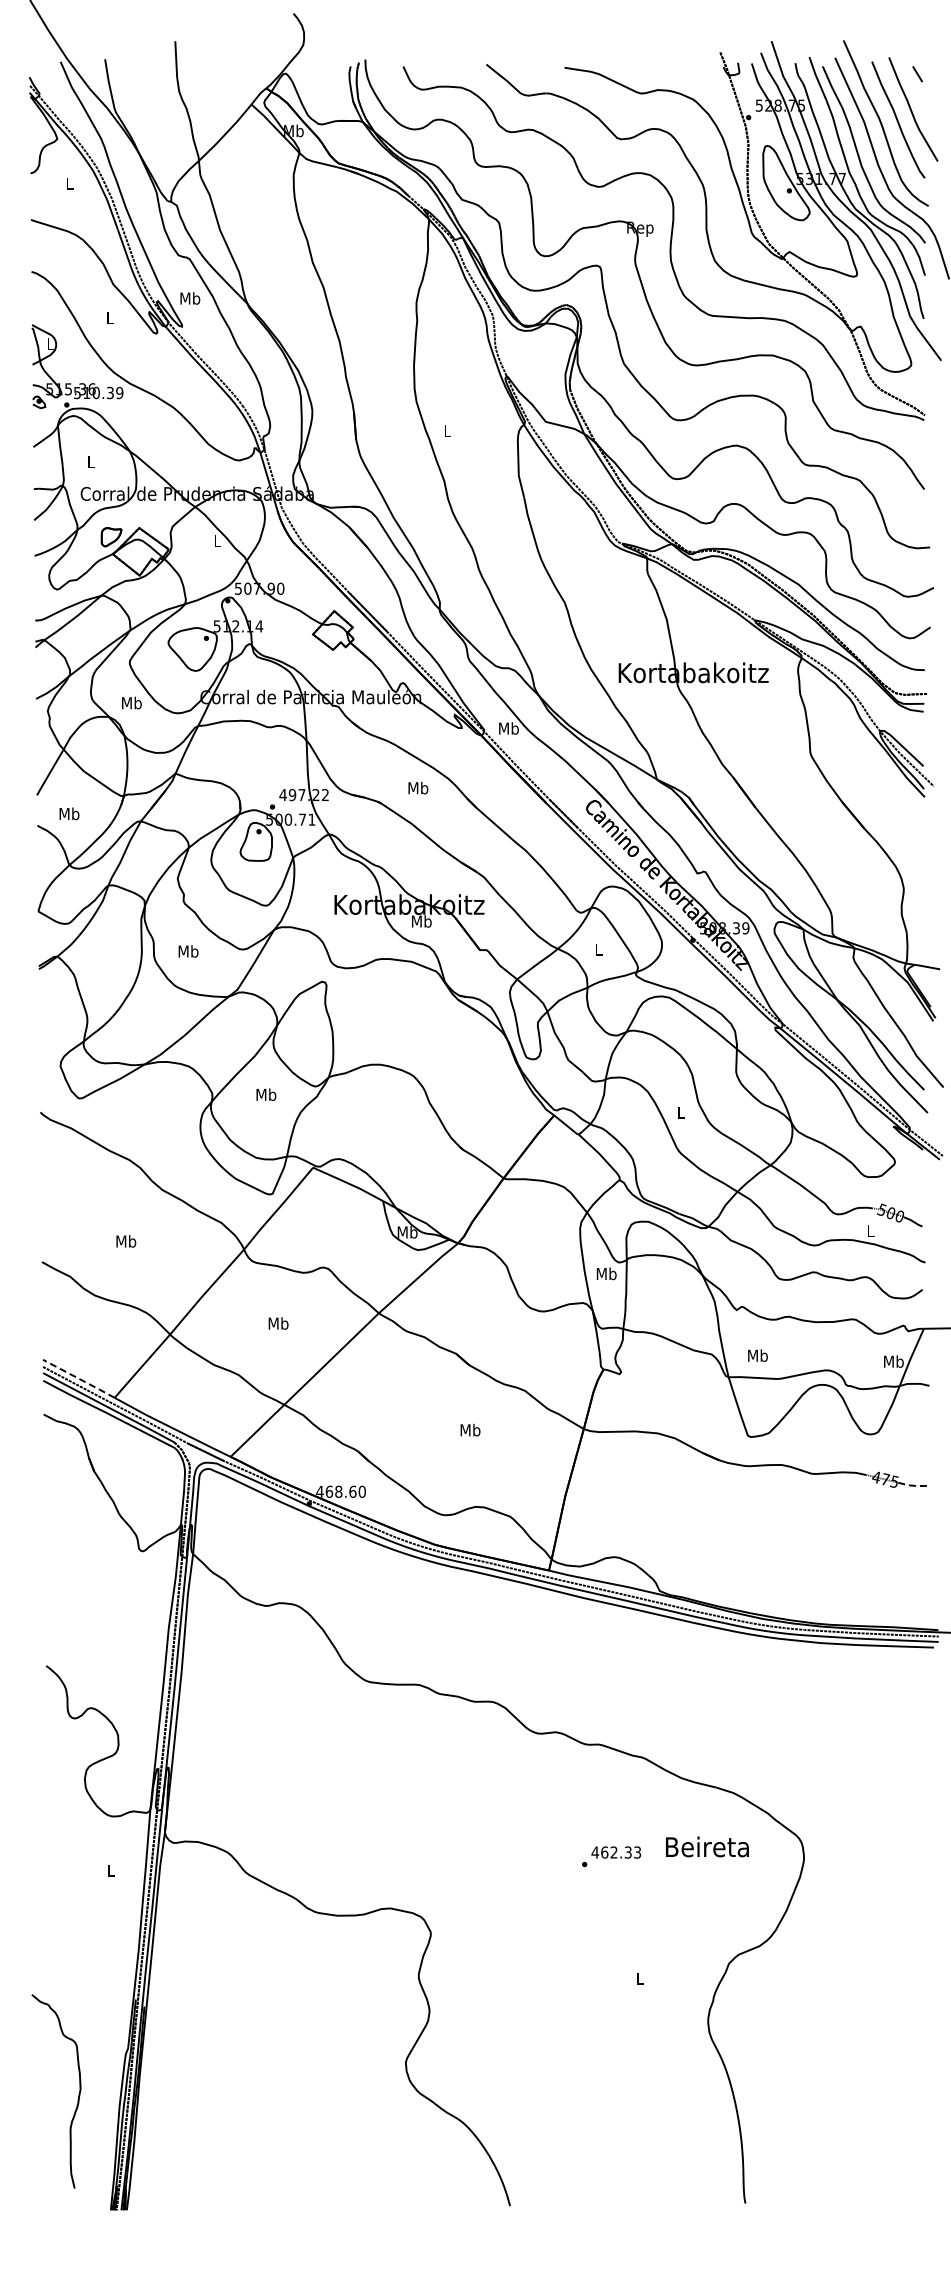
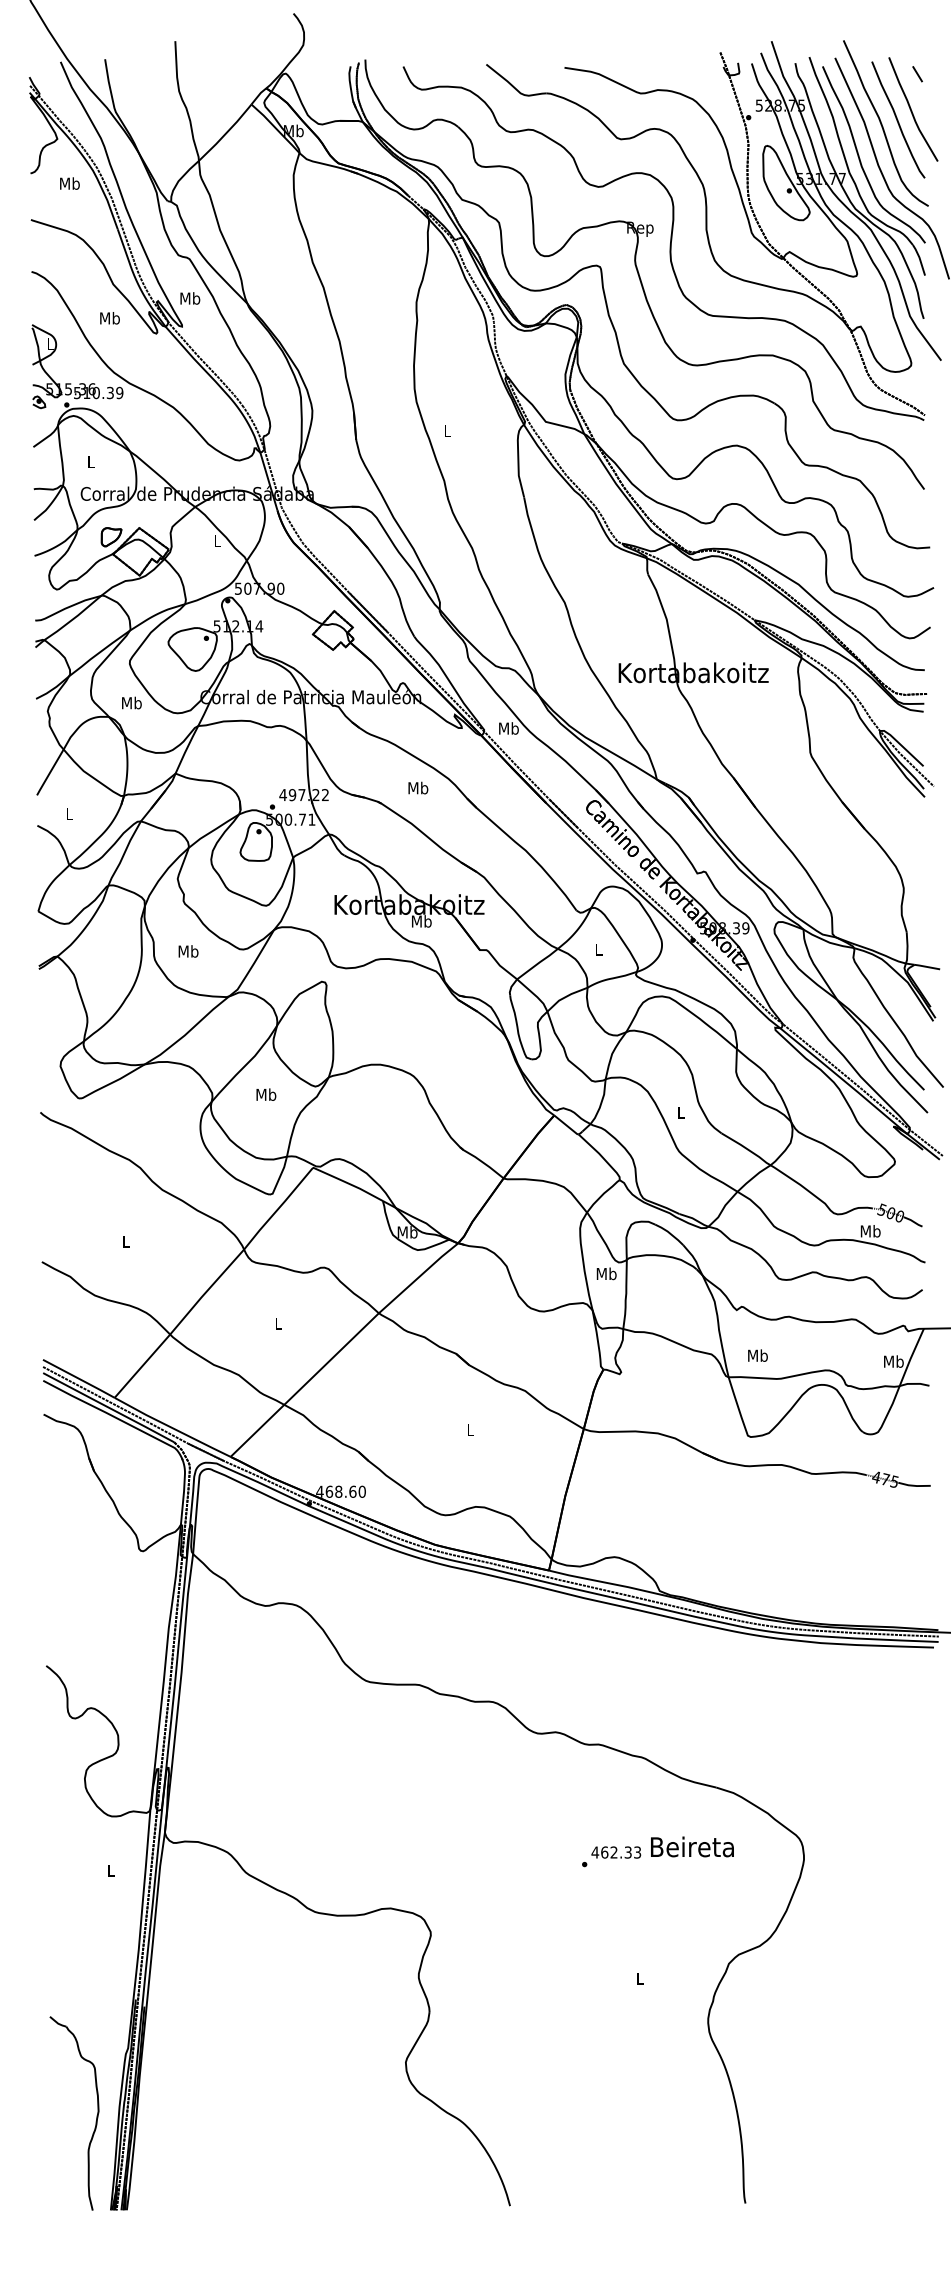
text: L -> Mb (69, 183)
text: L -> Mb (109, 318)
text: Mb -> L (69, 813)
text: L -> Mb (870, 1231)
text: Mb -> L (126, 1241)
text: Mb -> L (278, 1323)
line: dashed -> solid (78, 1378)
text: Mb -> L (470, 1429)
line: dashed -> solid (914, 1485)
text position: (707, 1846) -> (692, 1846) (692, 1846)
part position: (78, 2093) -> (96, 2115) (96, 2115)
